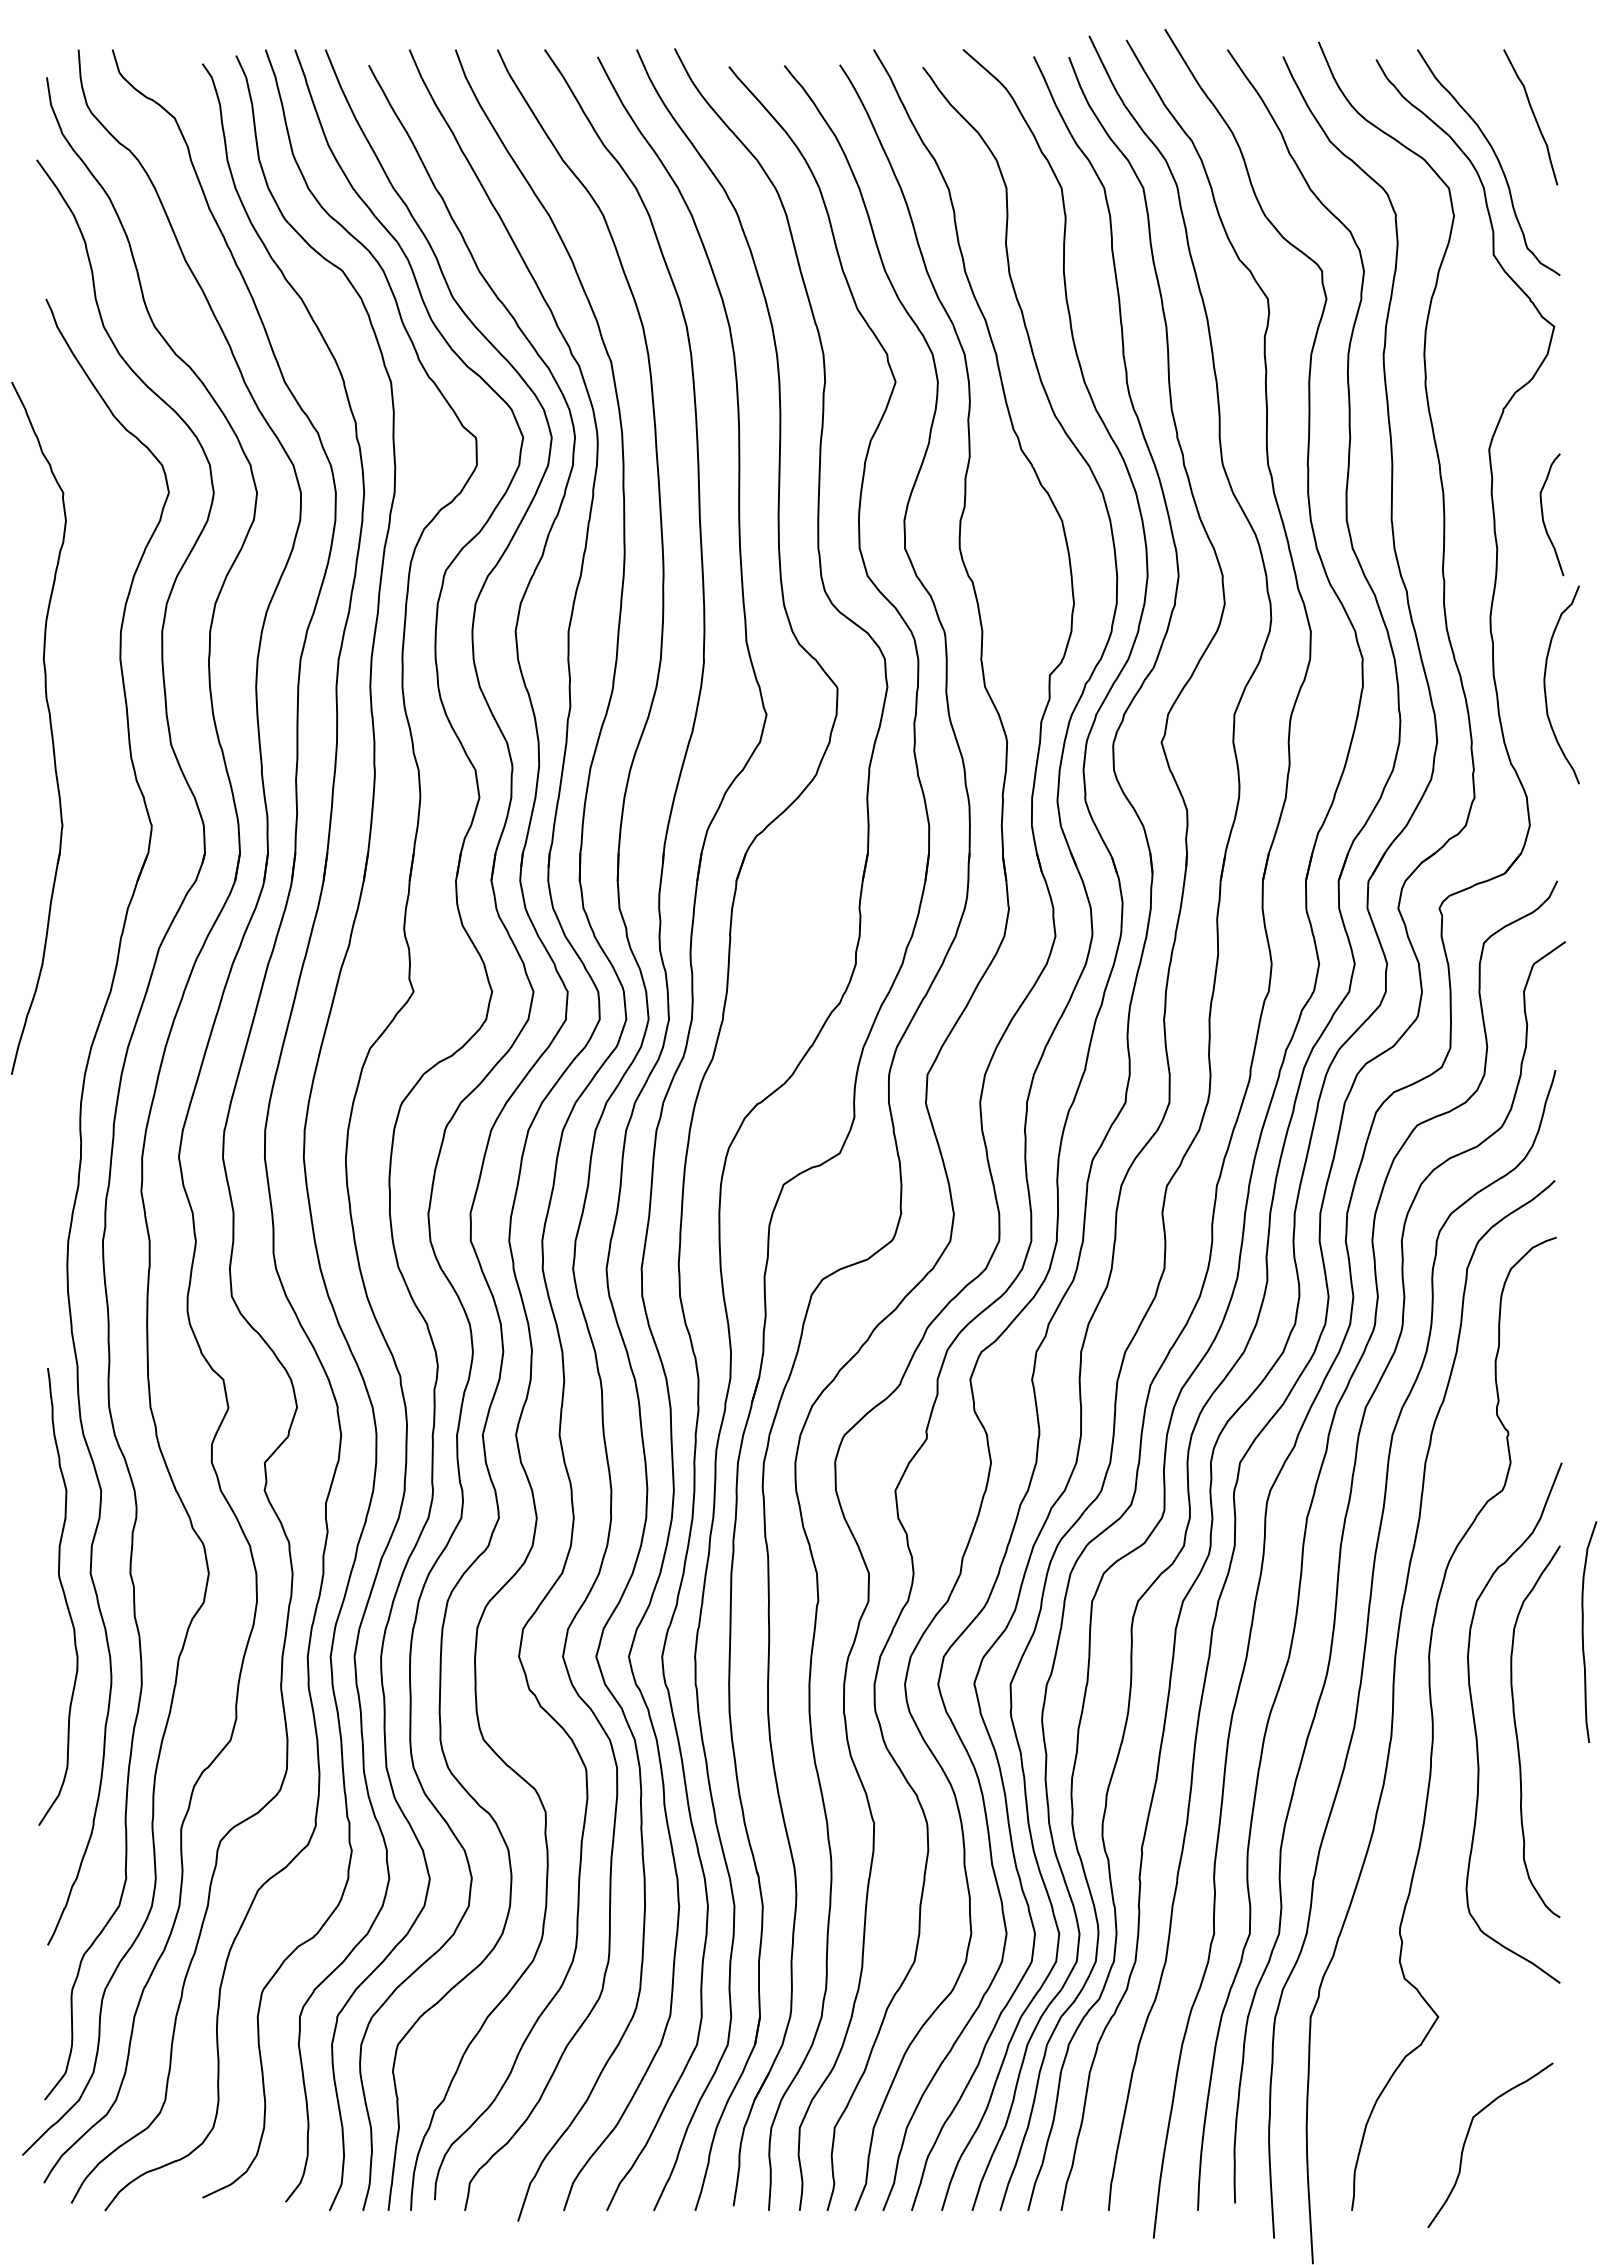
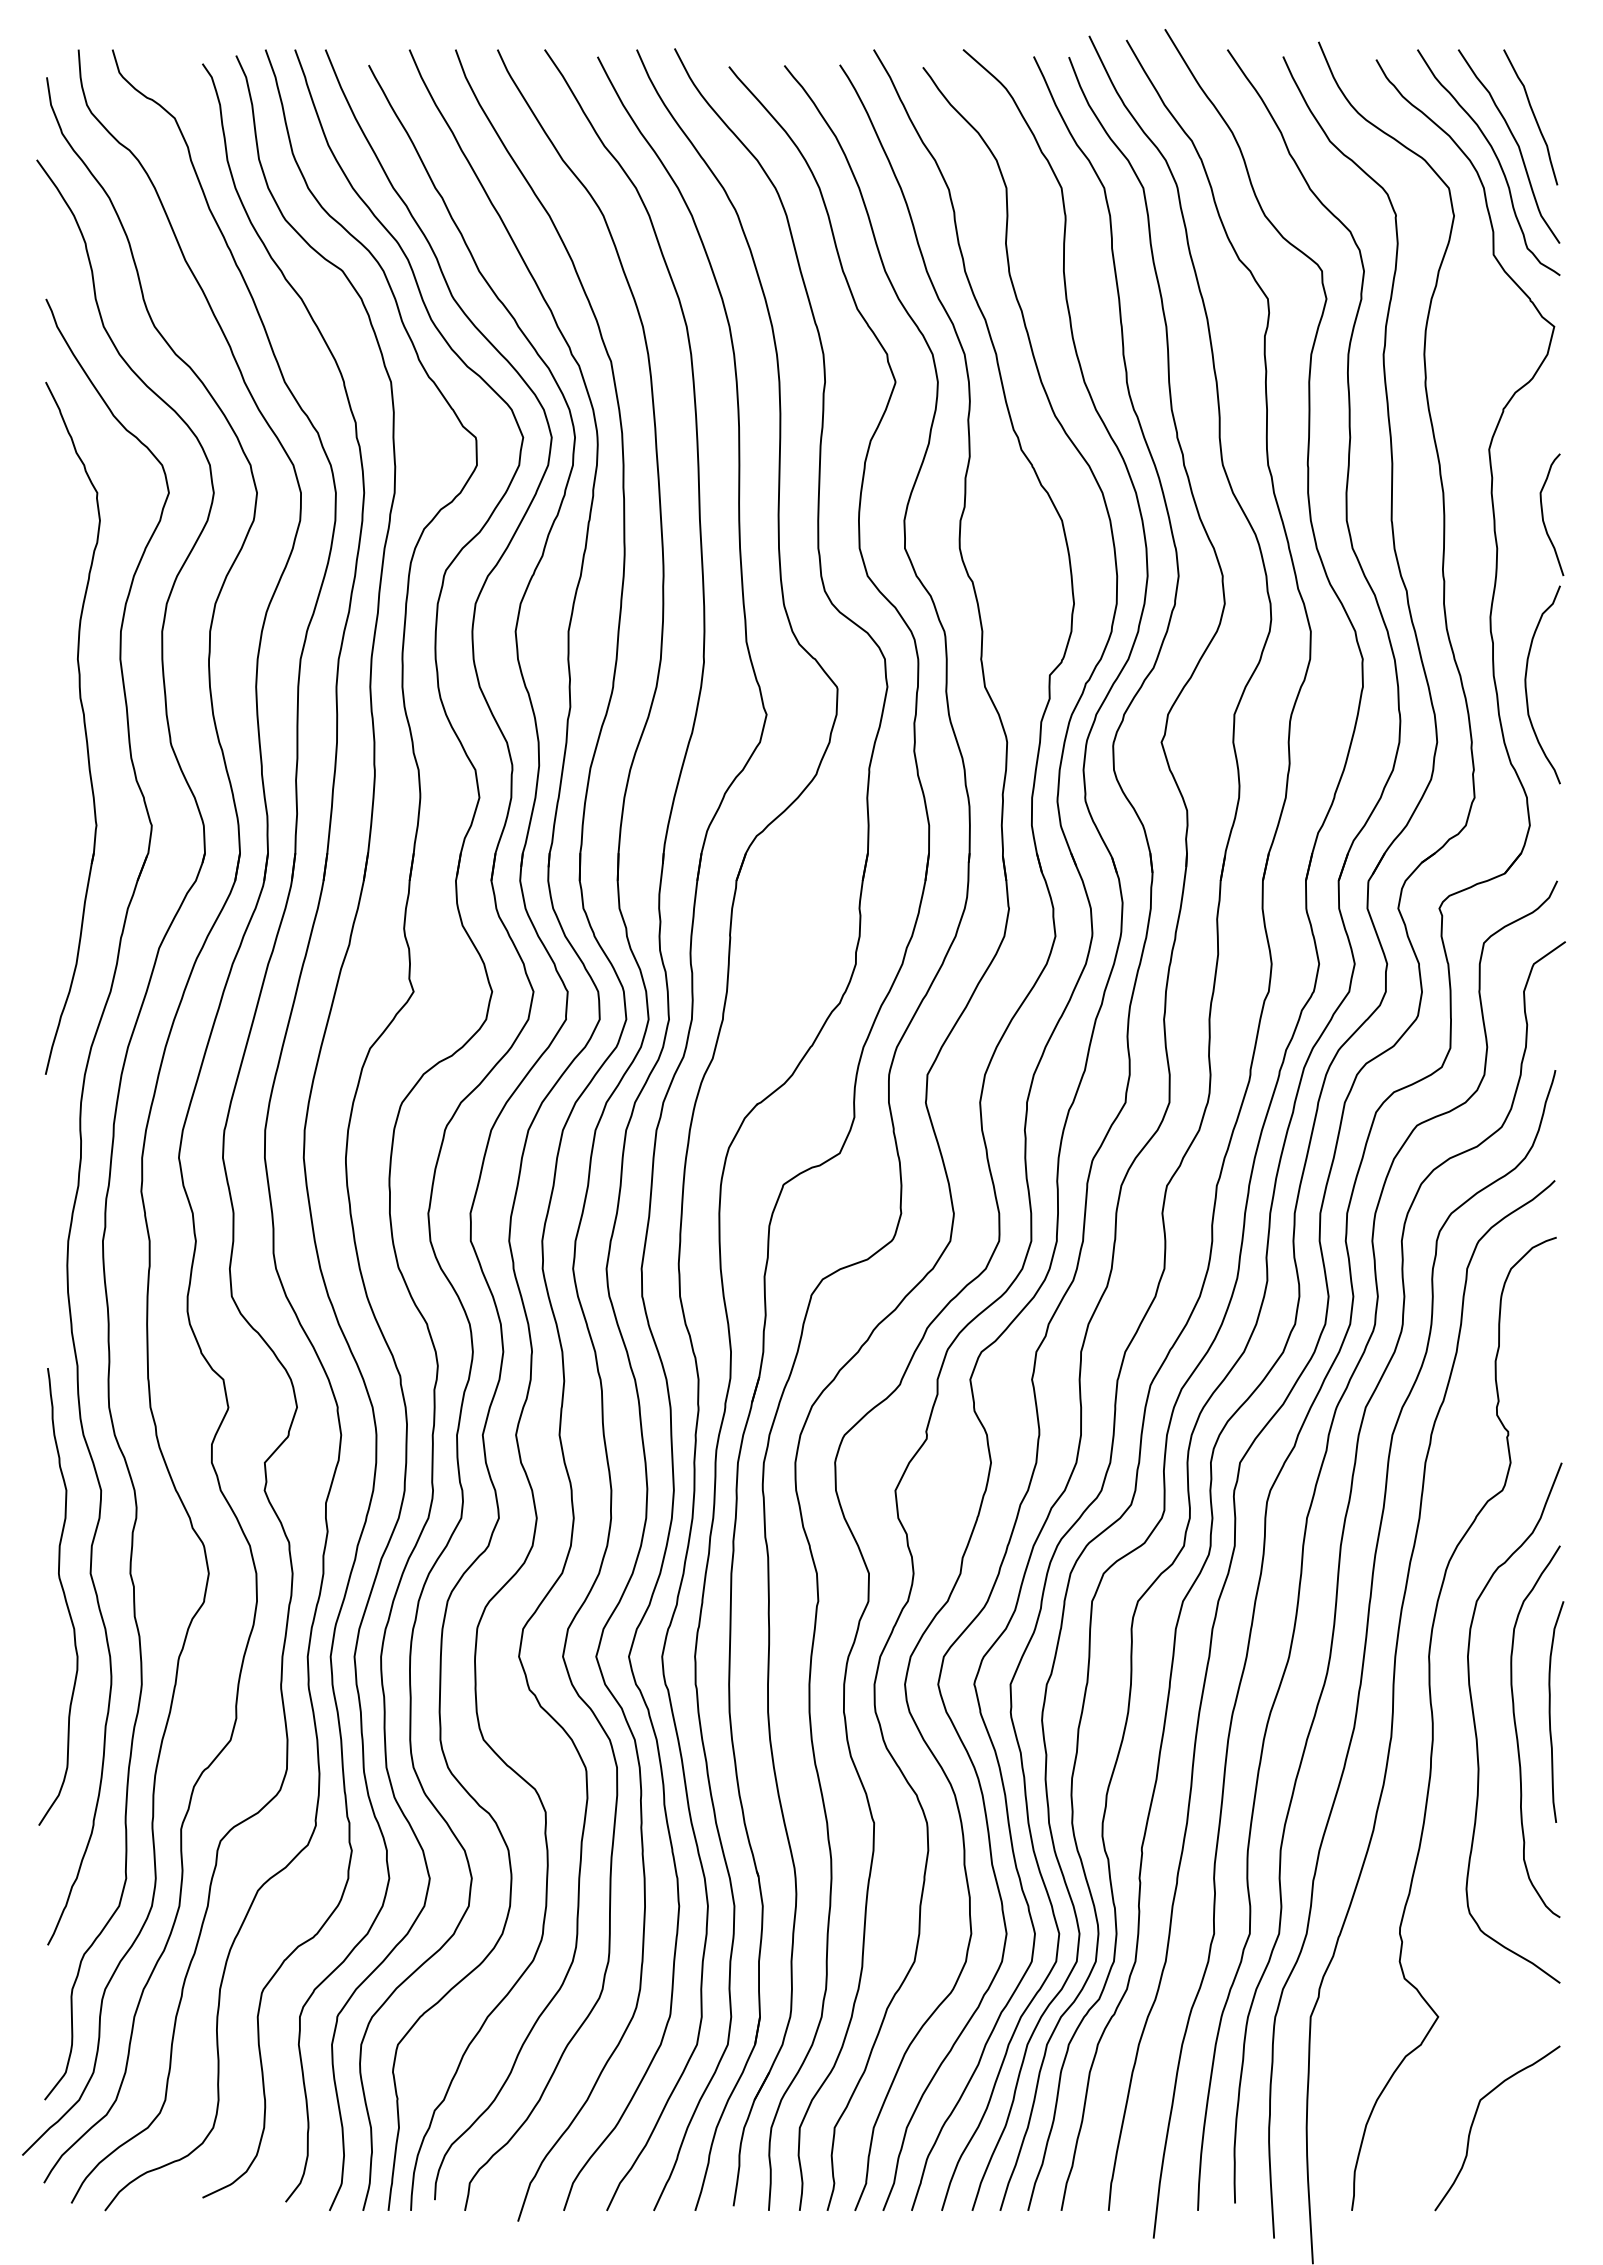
curve: none -> present (1515, 142)
curve position: (1545, 684) -> (1526, 684) (1526, 684)
part position: (49, 724) -> (83, 724) (83, 724)
curve position: (1583, 1631) -> (1550, 1711) (1550, 1711)
curve position: (1468, 2135) -> (1475, 2118) (1475, 2118)
